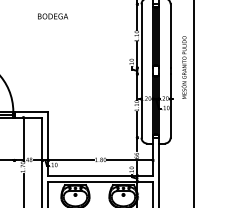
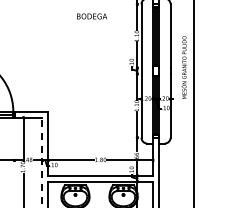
text position: (52, 16) -> (91, 16) (91, 16)
line: solid -> dashed (42, 162)
